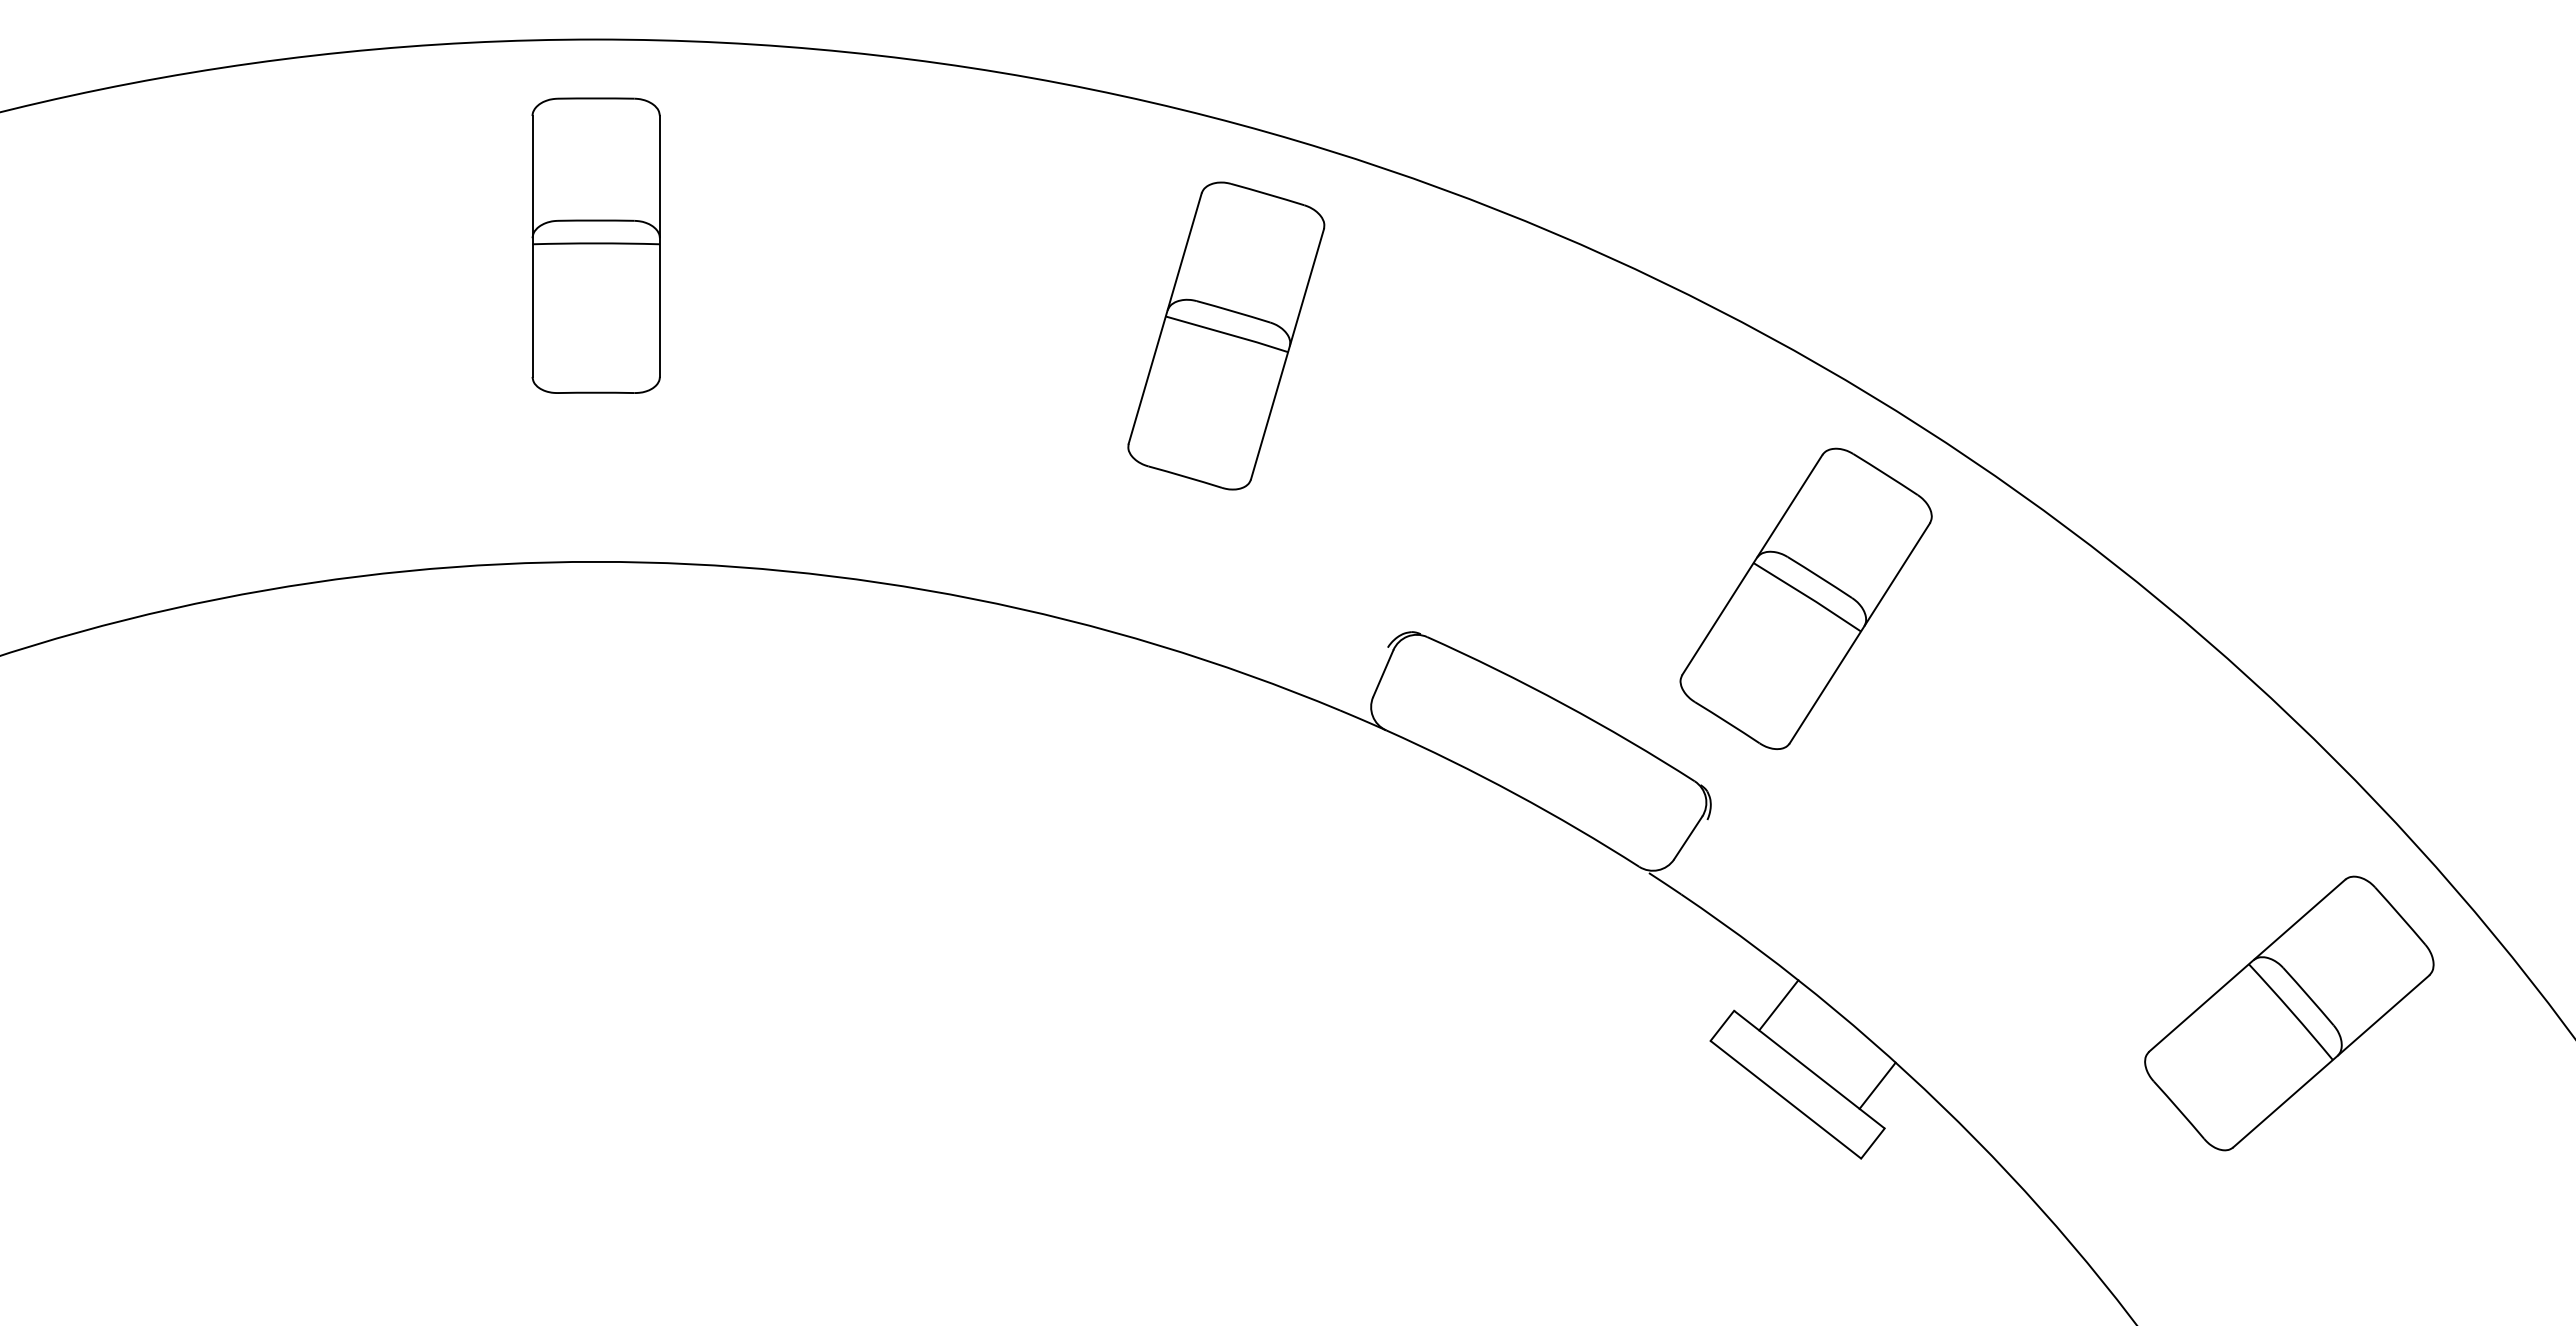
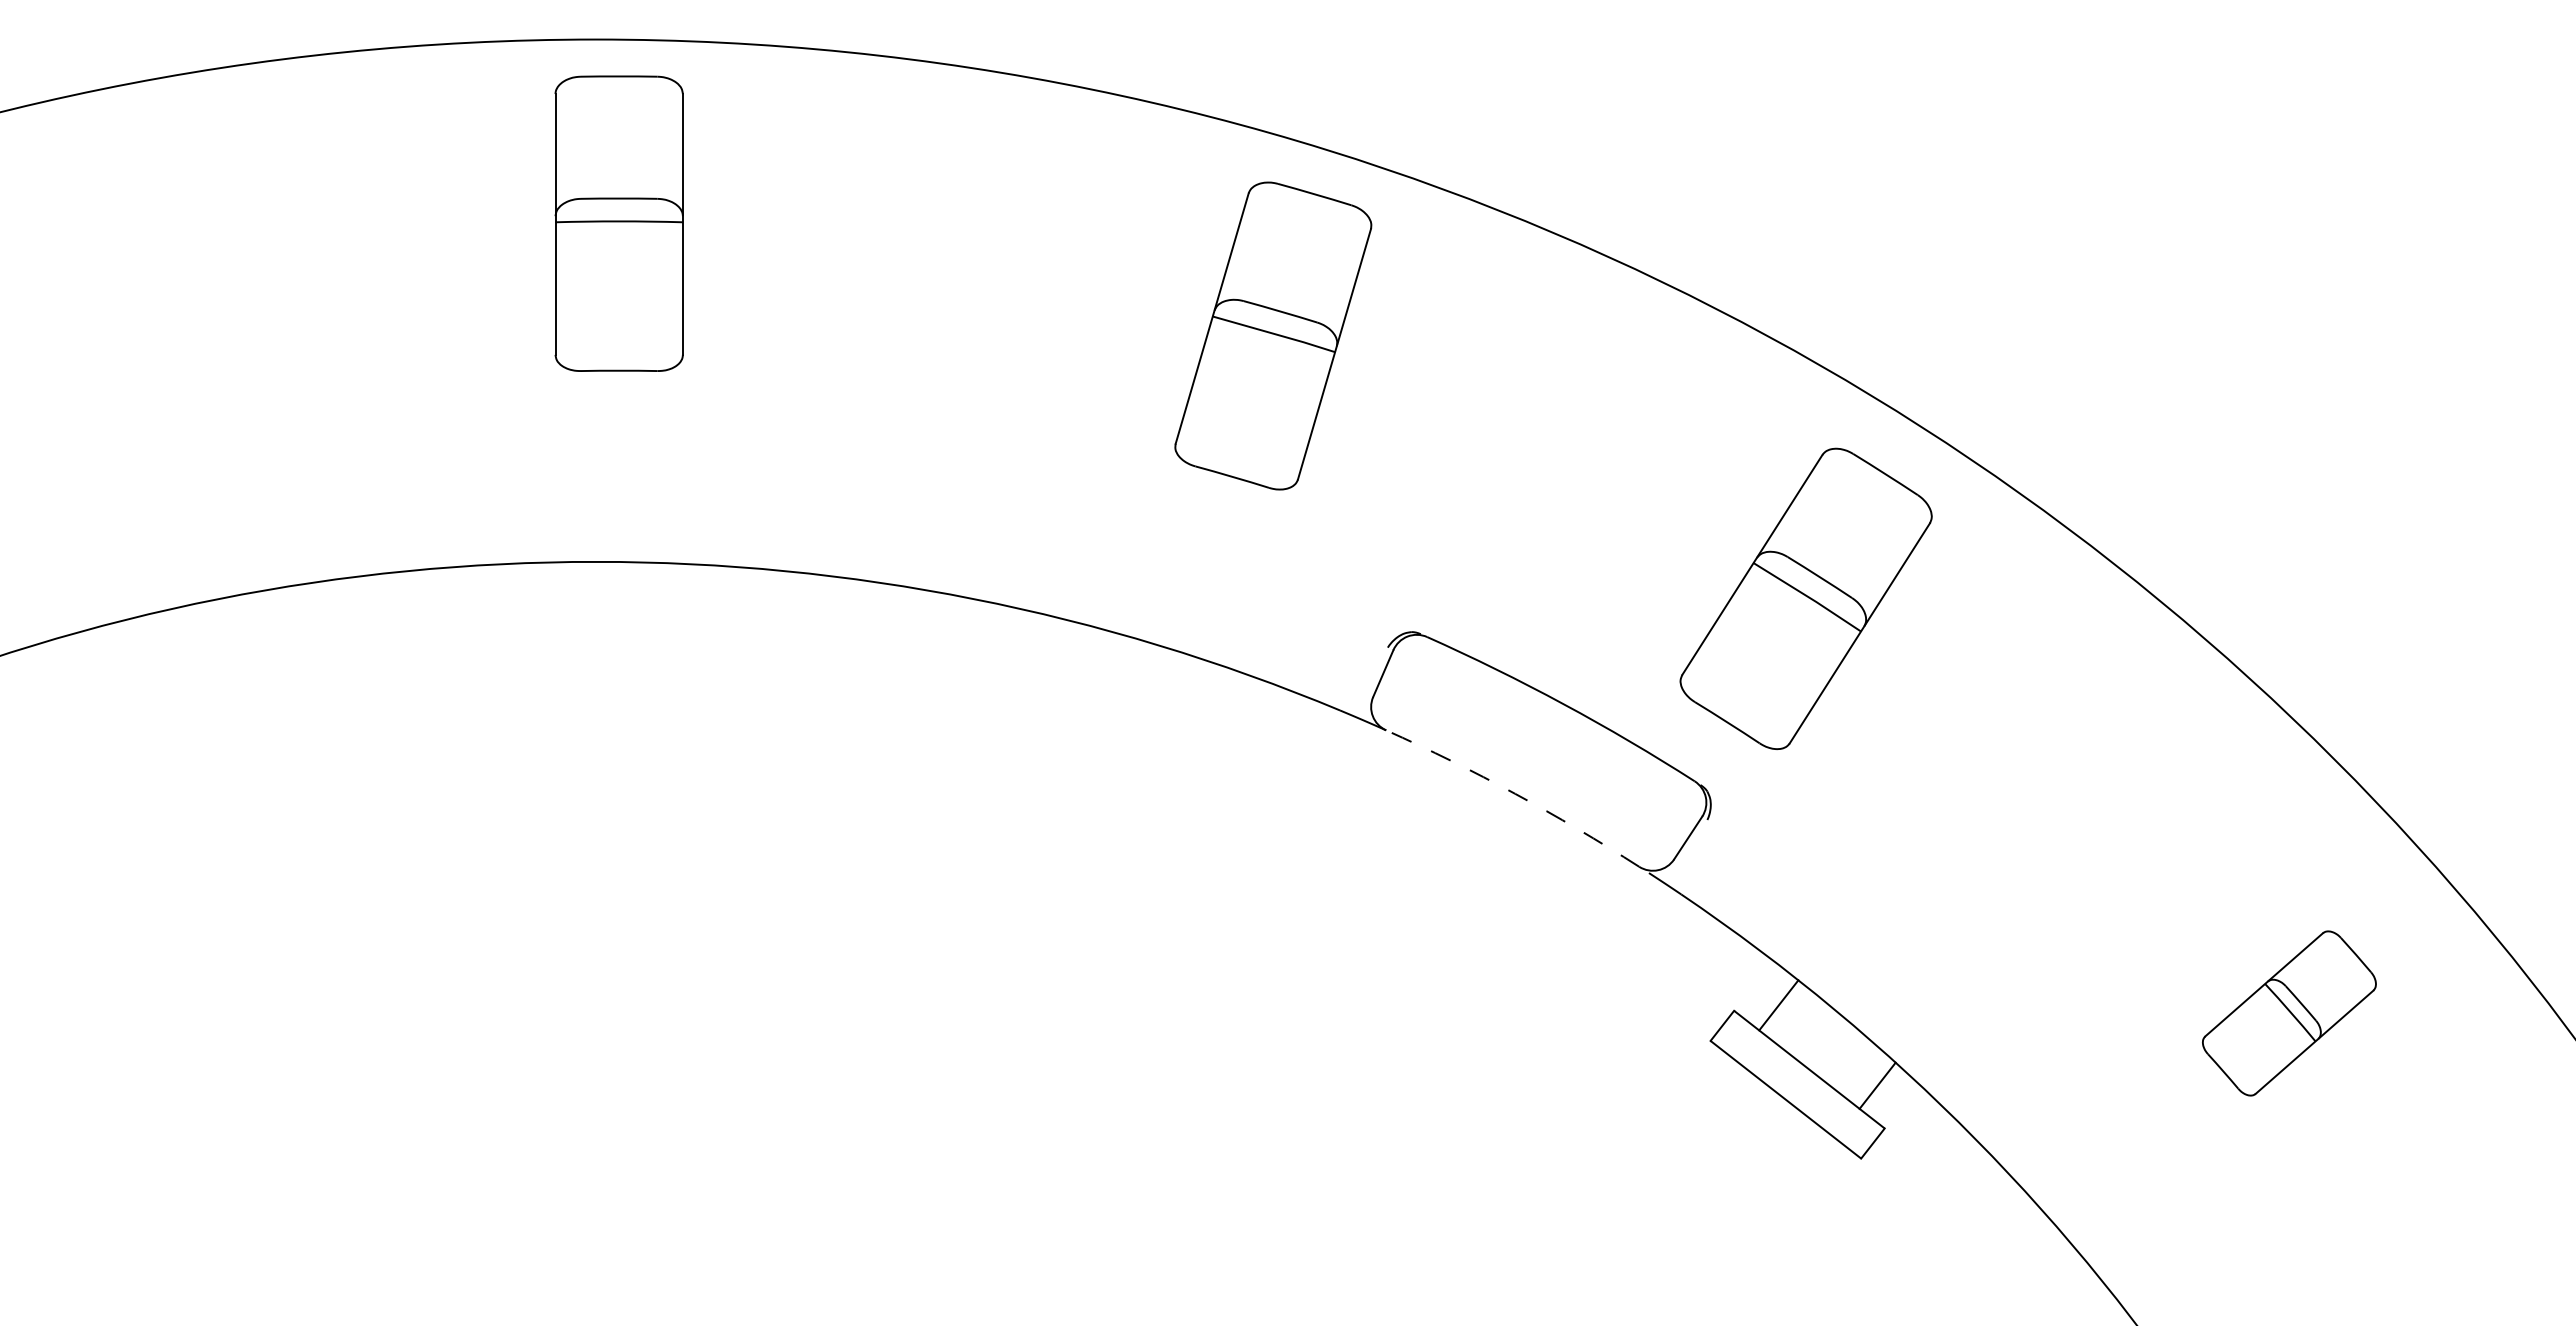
part position: (595, 245) -> (618, 223) (618, 223)
part position: (1226, 335) -> (1273, 335) (1273, 335)
arc: solid -> dashed (1515, 793)
part size: 291x277 px -> 175x167 px (2289, 1013)
